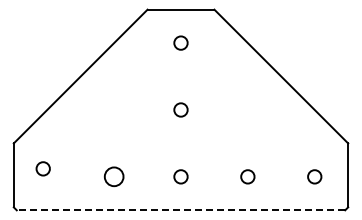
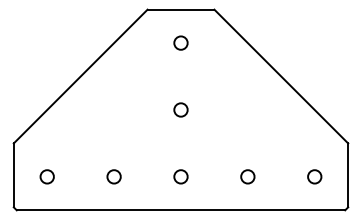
circle position: (42, 168) -> (46, 176) (46, 176)
circle size: 22x22 px -> 16x16 px (113, 176)
line: dashed -> solid (180, 210)
